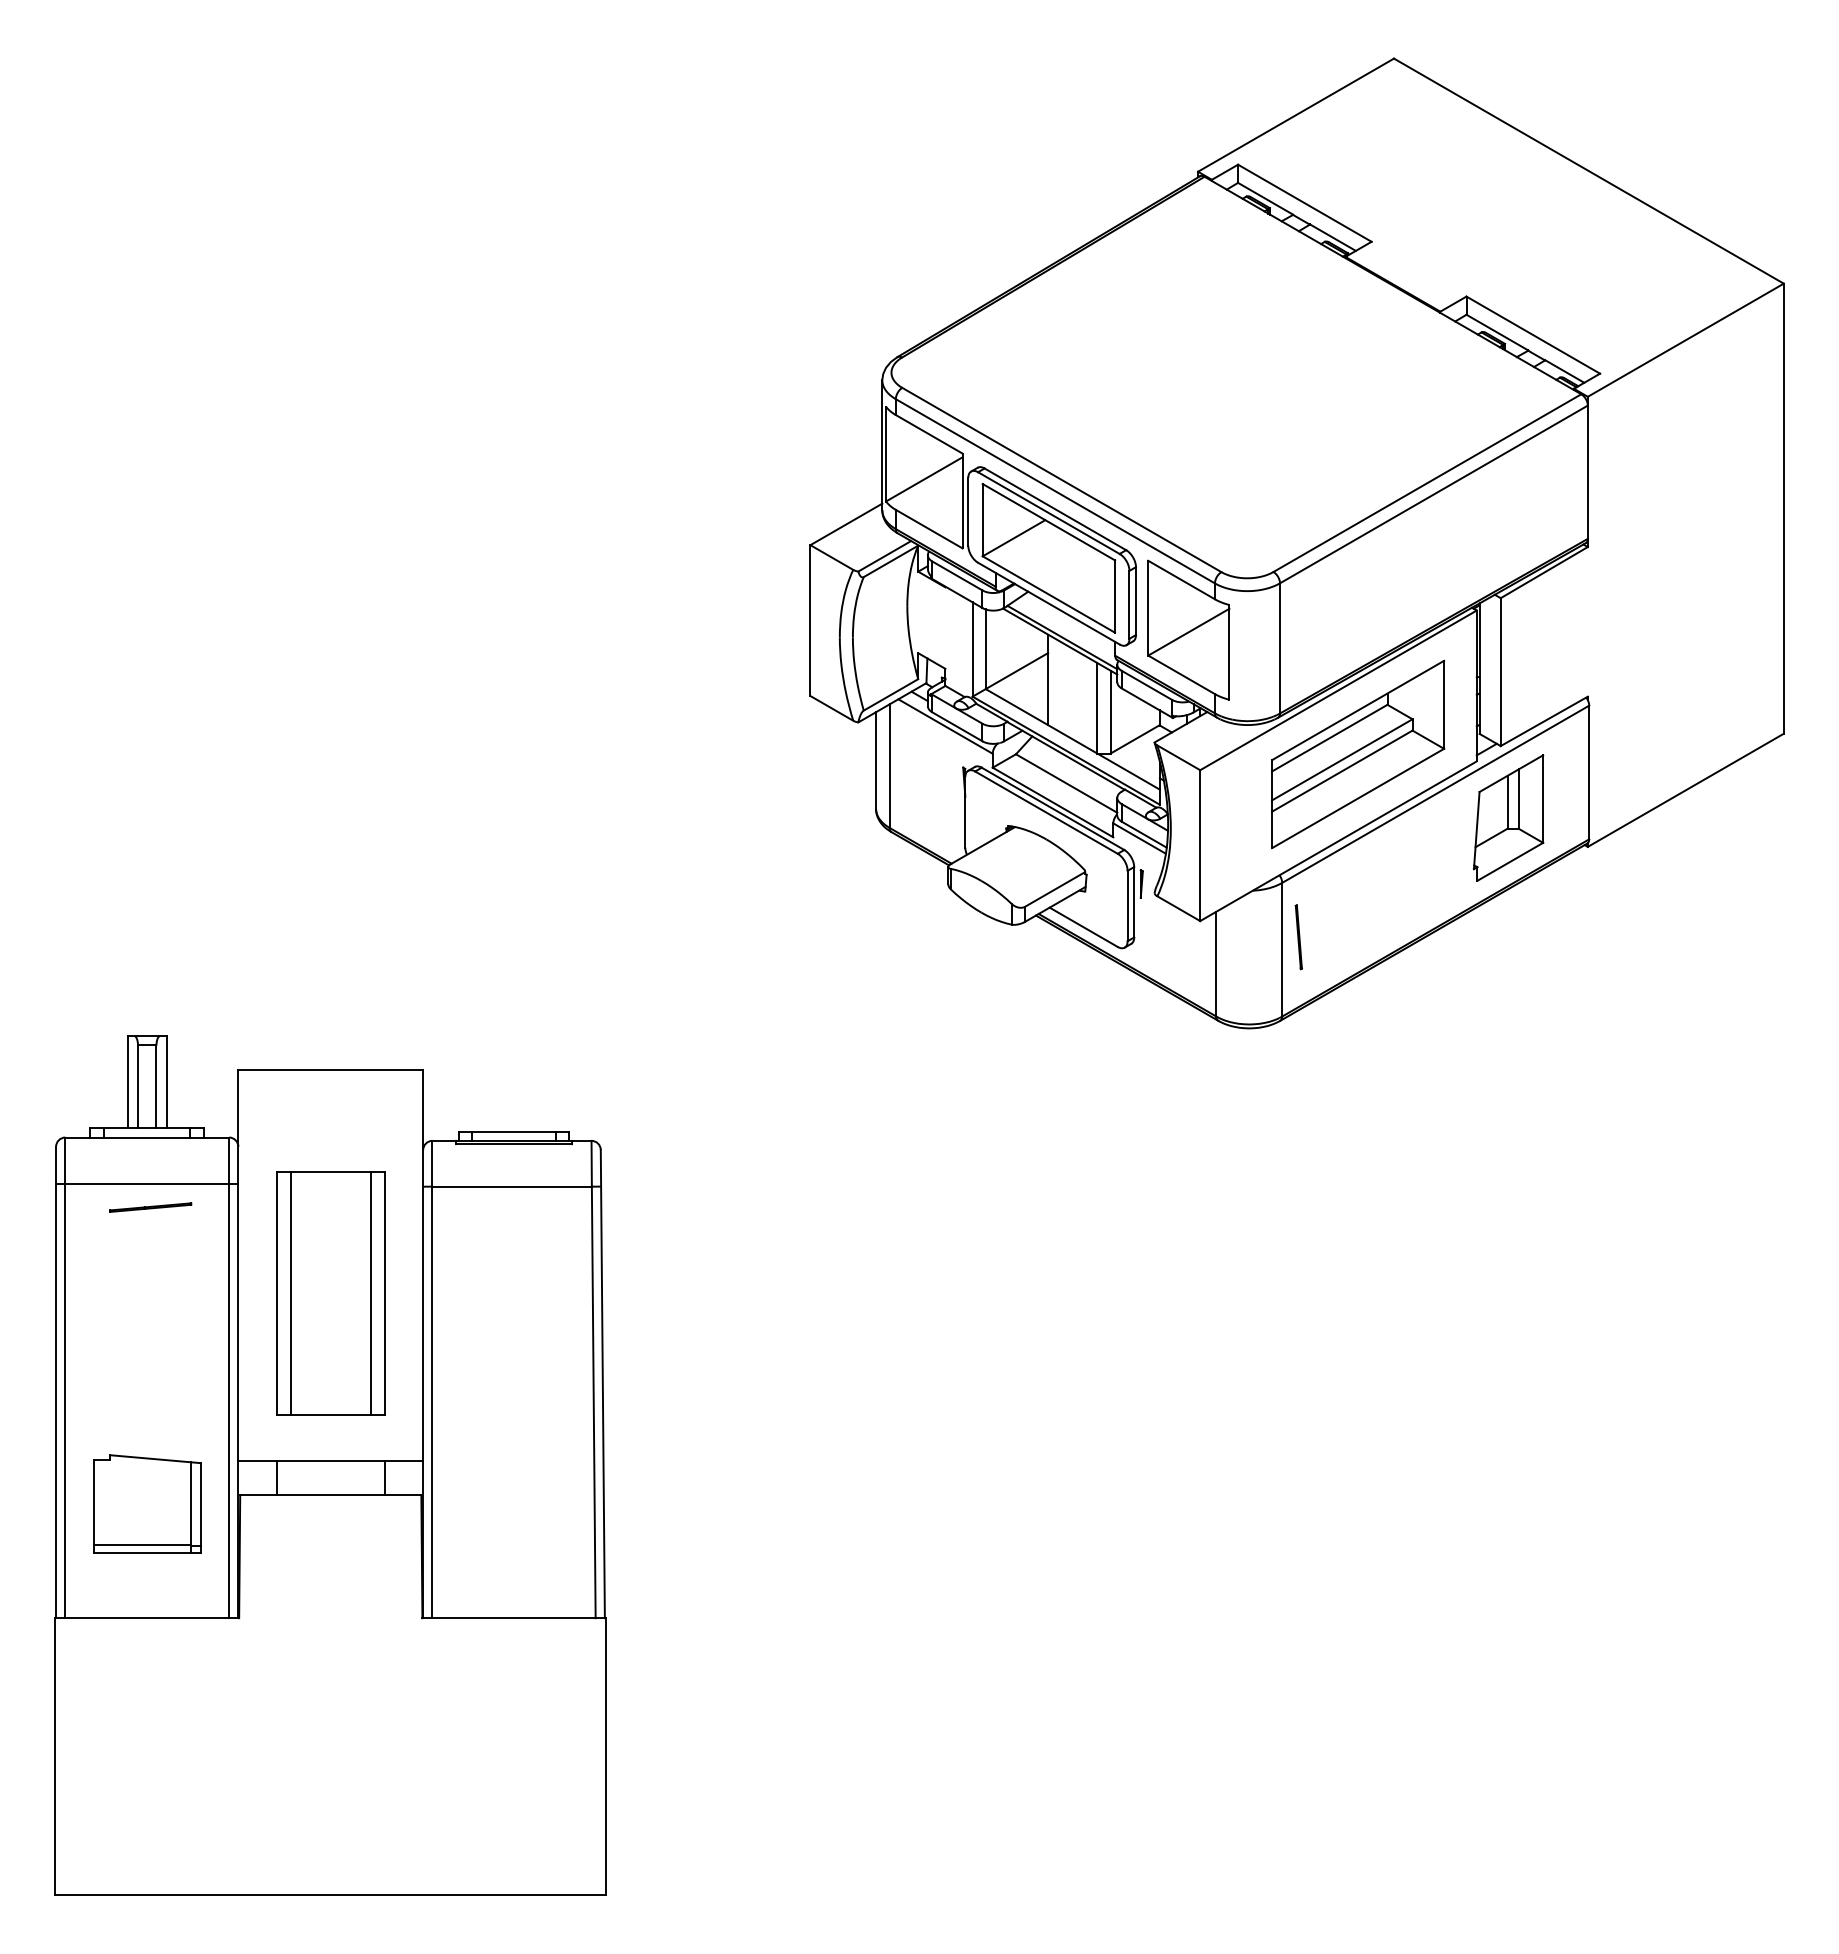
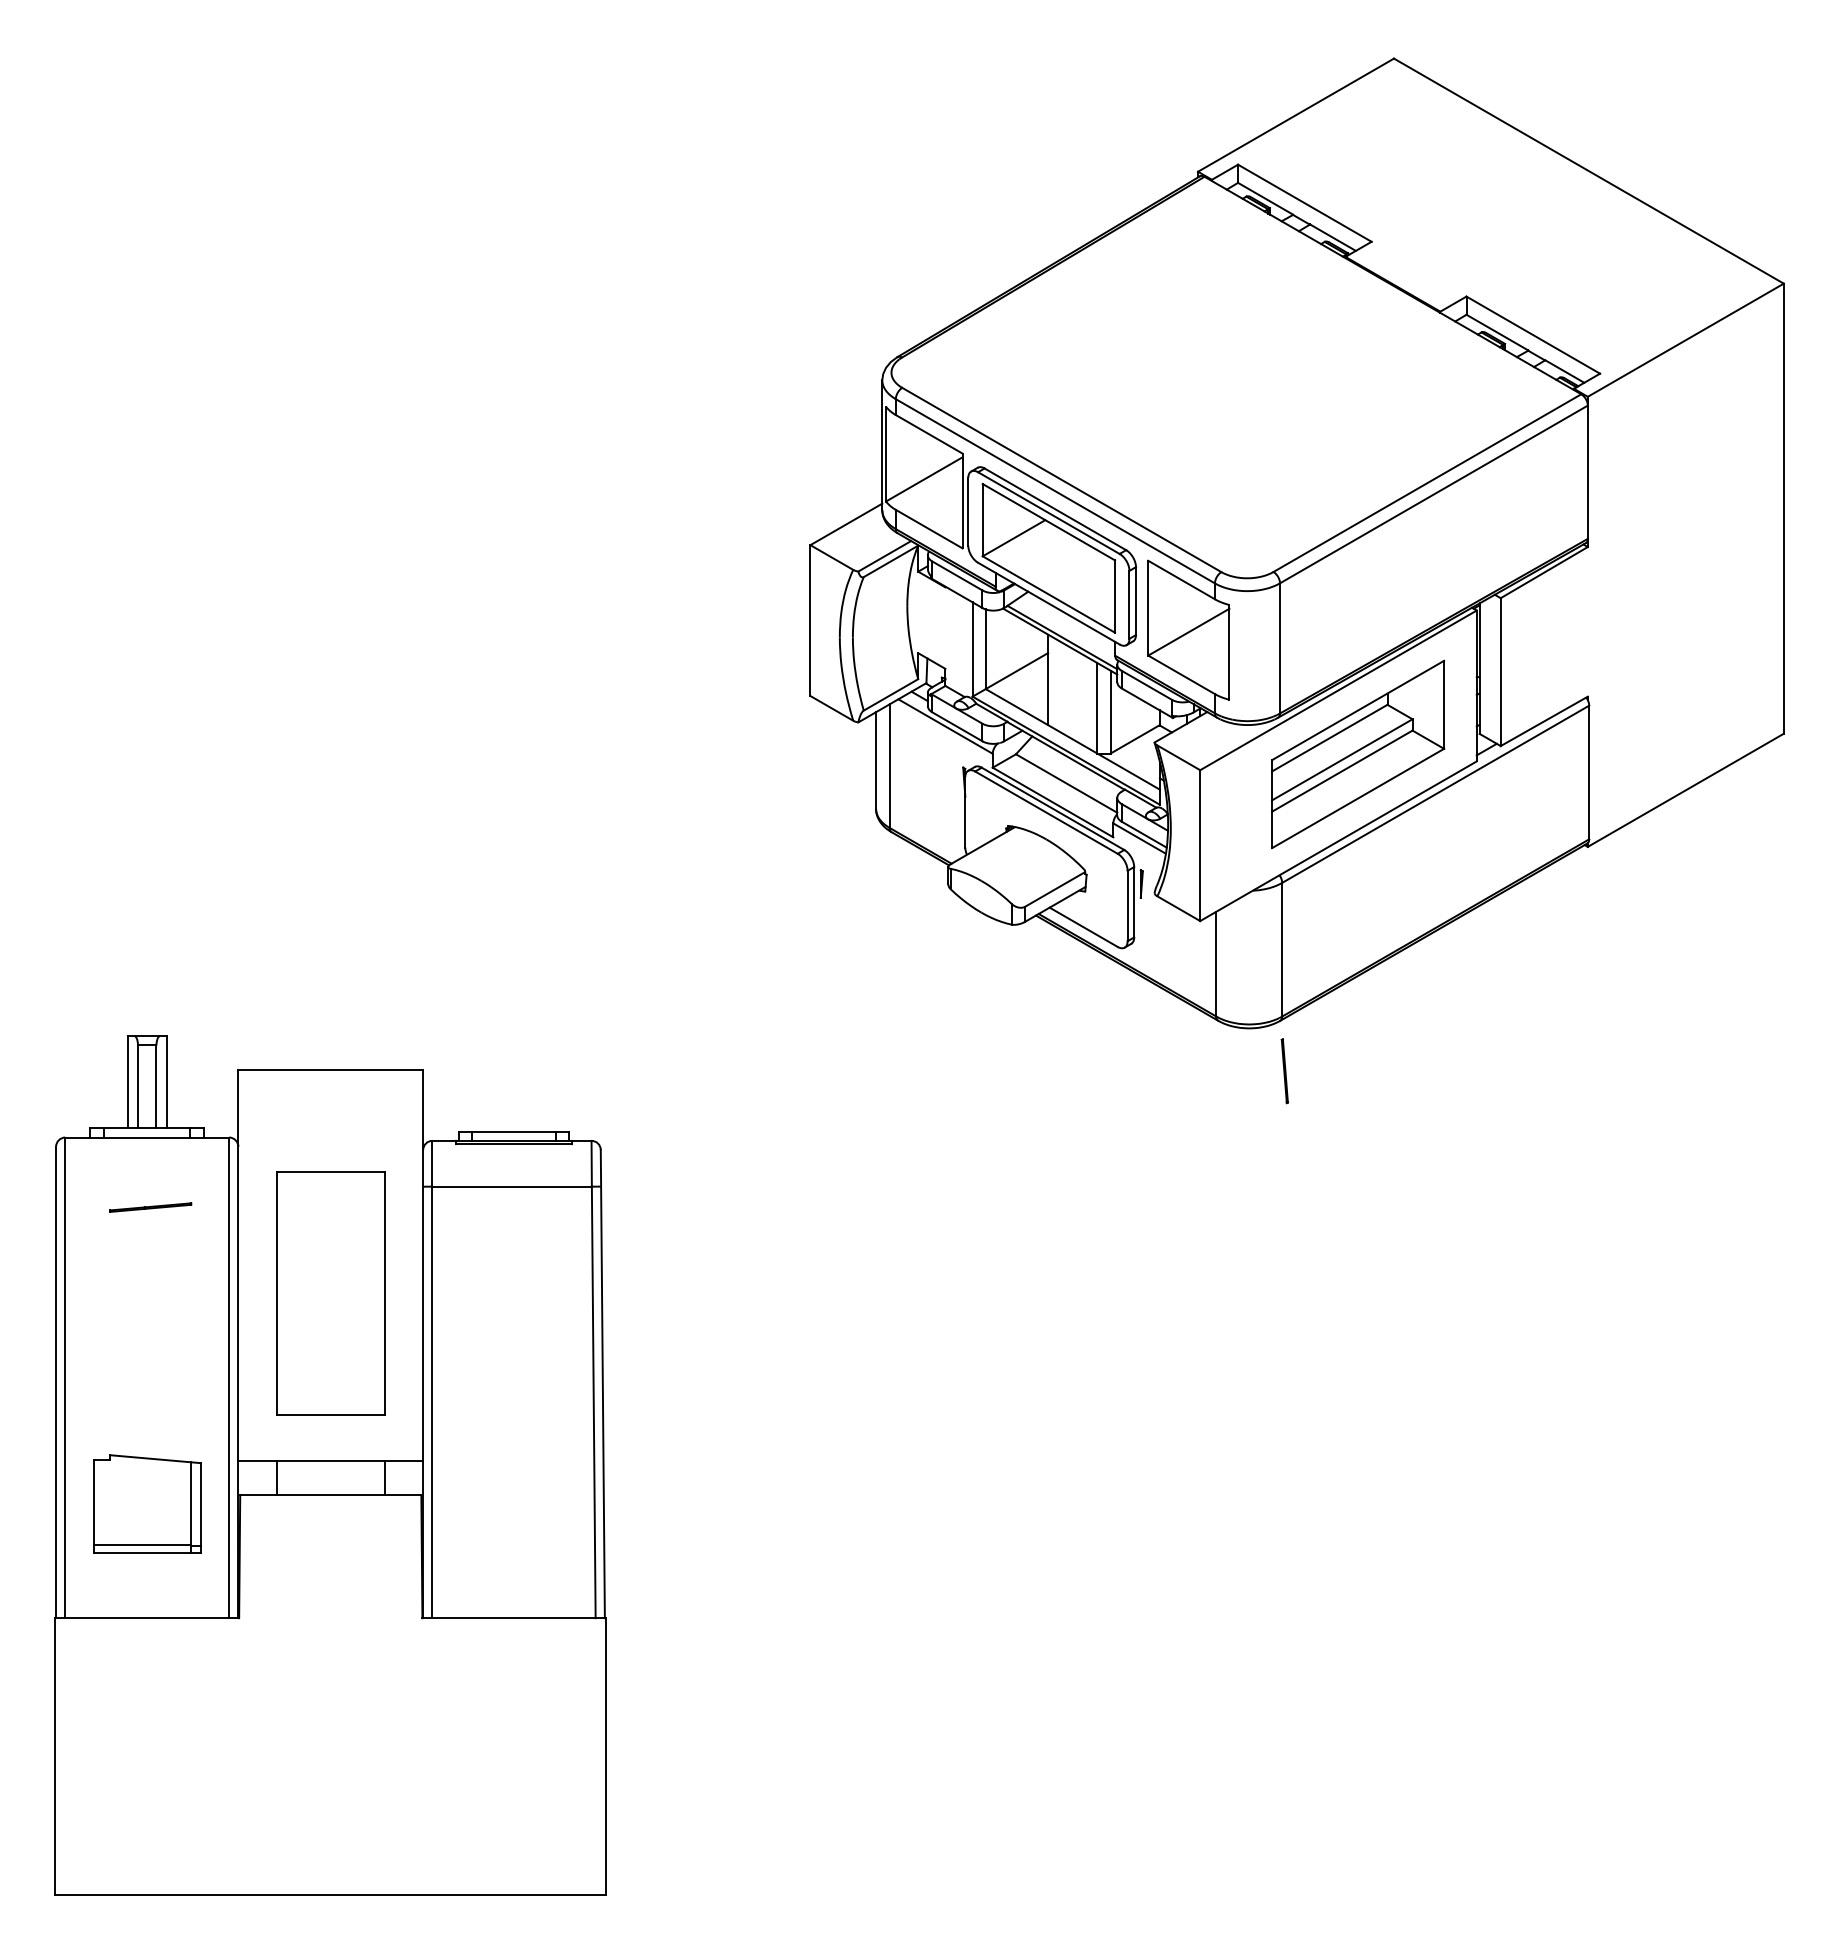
part: present -> none (1508, 817)
line position: (1298, 937) -> (1284, 1071) (1284, 1071)
line: present -> none (147, 1184)
line: present -> none (290, 1292)
line: present -> none (370, 1292)
